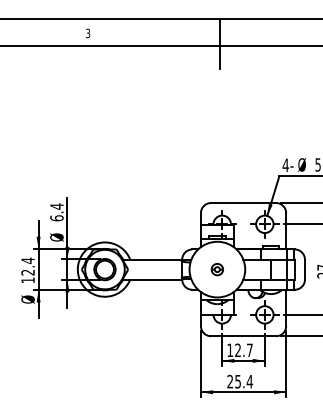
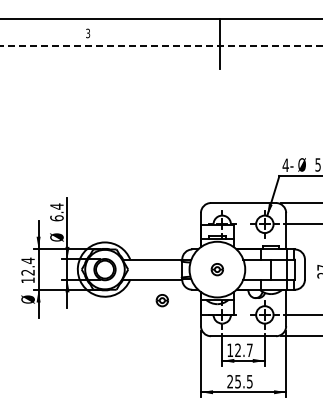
line: solid -> dashed (161, 45)
part: none -> present (161, 300)
text: 25.4 -> 25.5 (249, 381)
